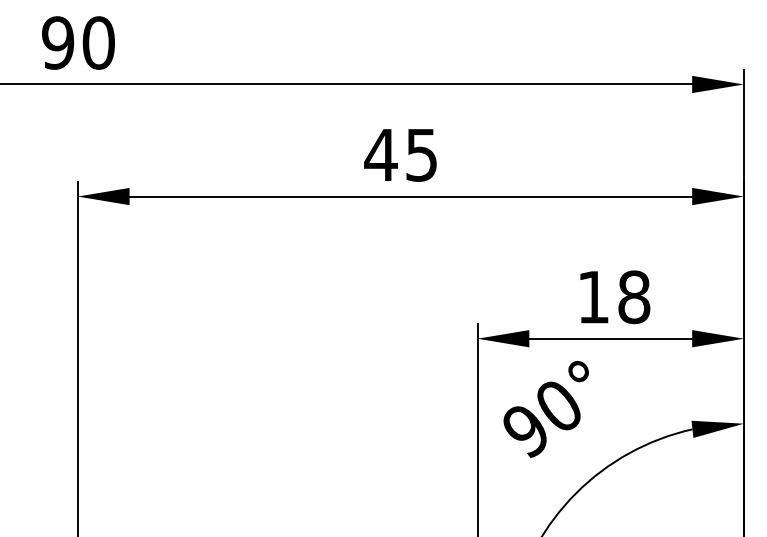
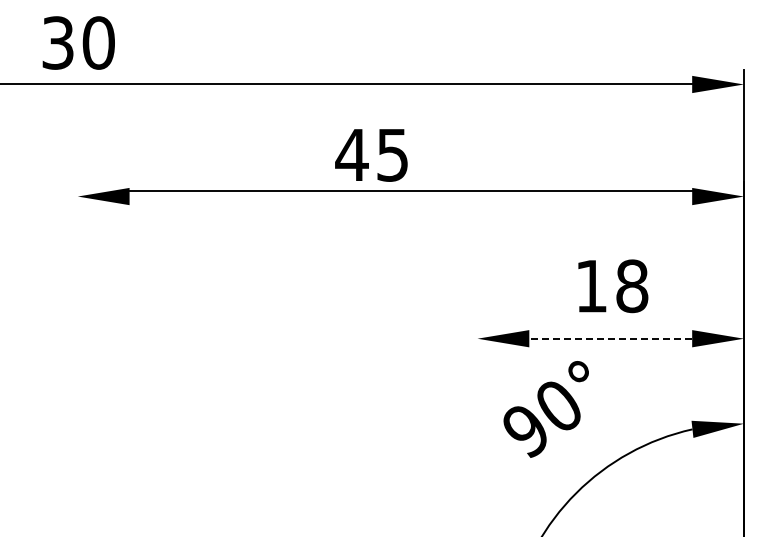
text: 90 -> 30 (58, 42)
text position: (400, 155) -> (371, 155) (371, 155)
line position: (410, 196) -> (410, 190) (410, 190)
text position: (615, 297) -> (613, 286) (613, 286)
line: solid -> dashed (610, 338)
line: present -> none (77, 357)
line: present -> none (477, 428)
